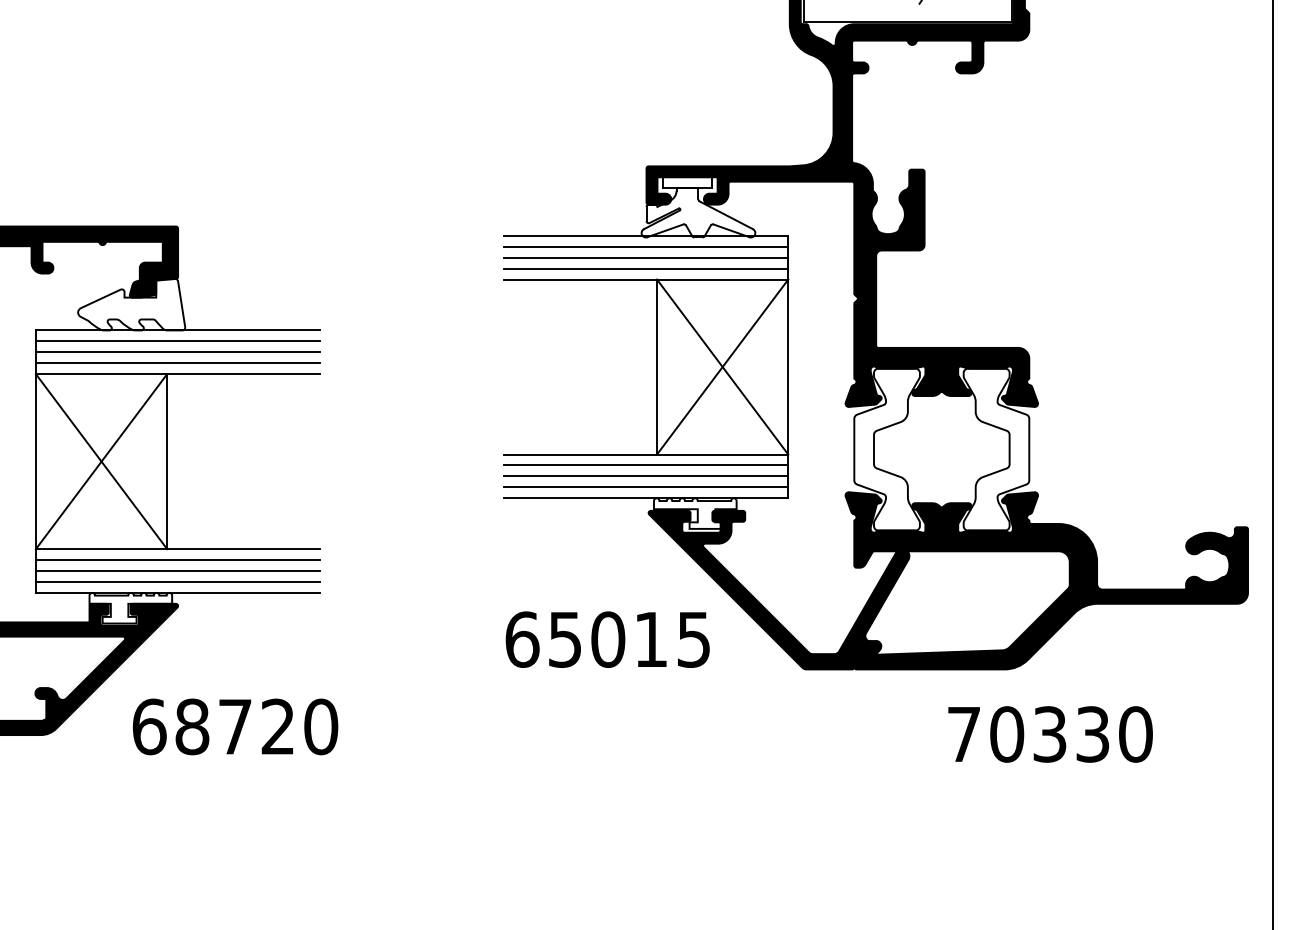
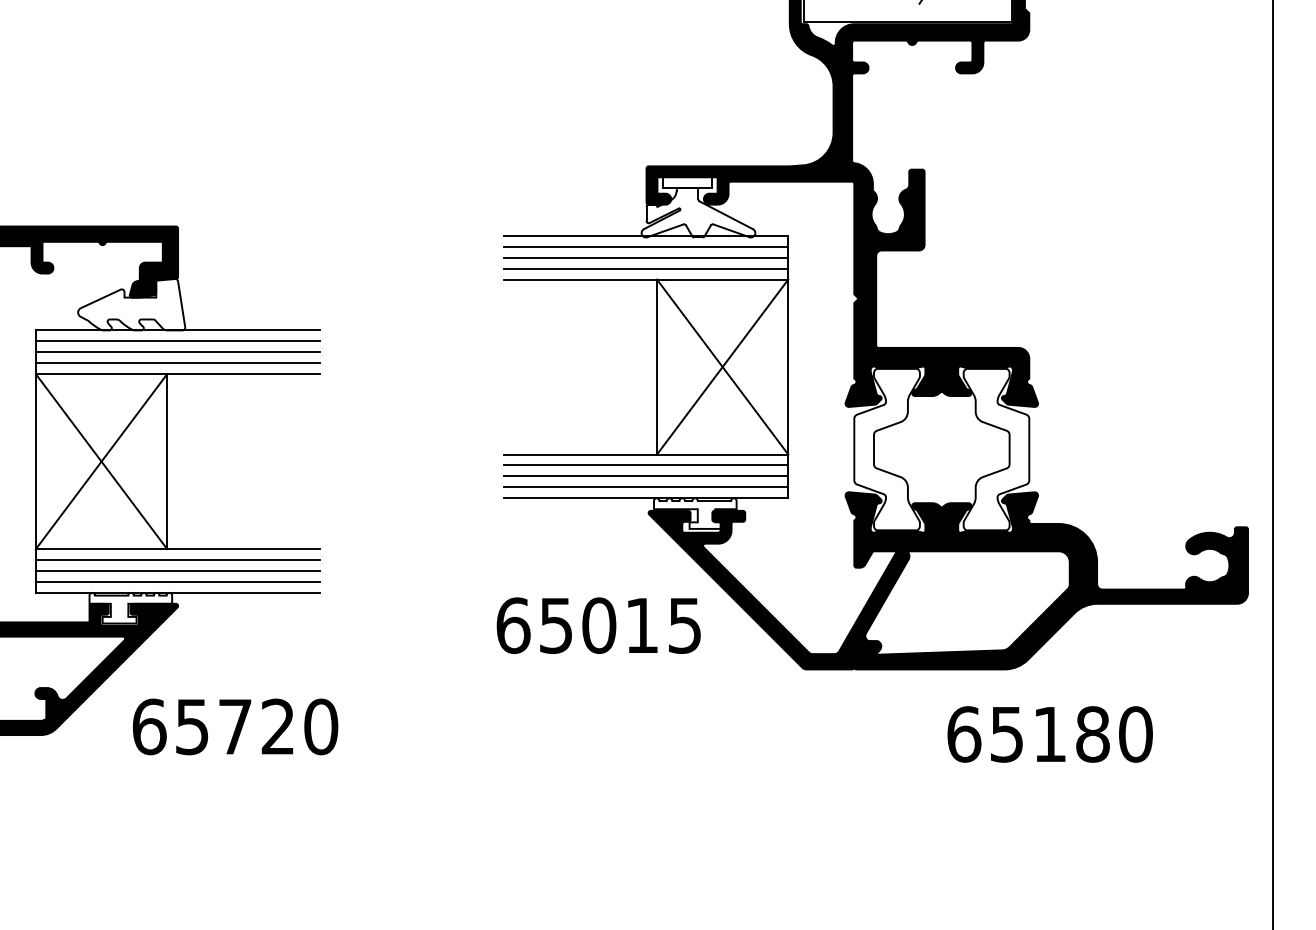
text position: (607, 639) -> (598, 625) (598, 625)
text: 68720 -> 65720 (192, 726)
text: 70330 -> 65180 (1028, 734)
